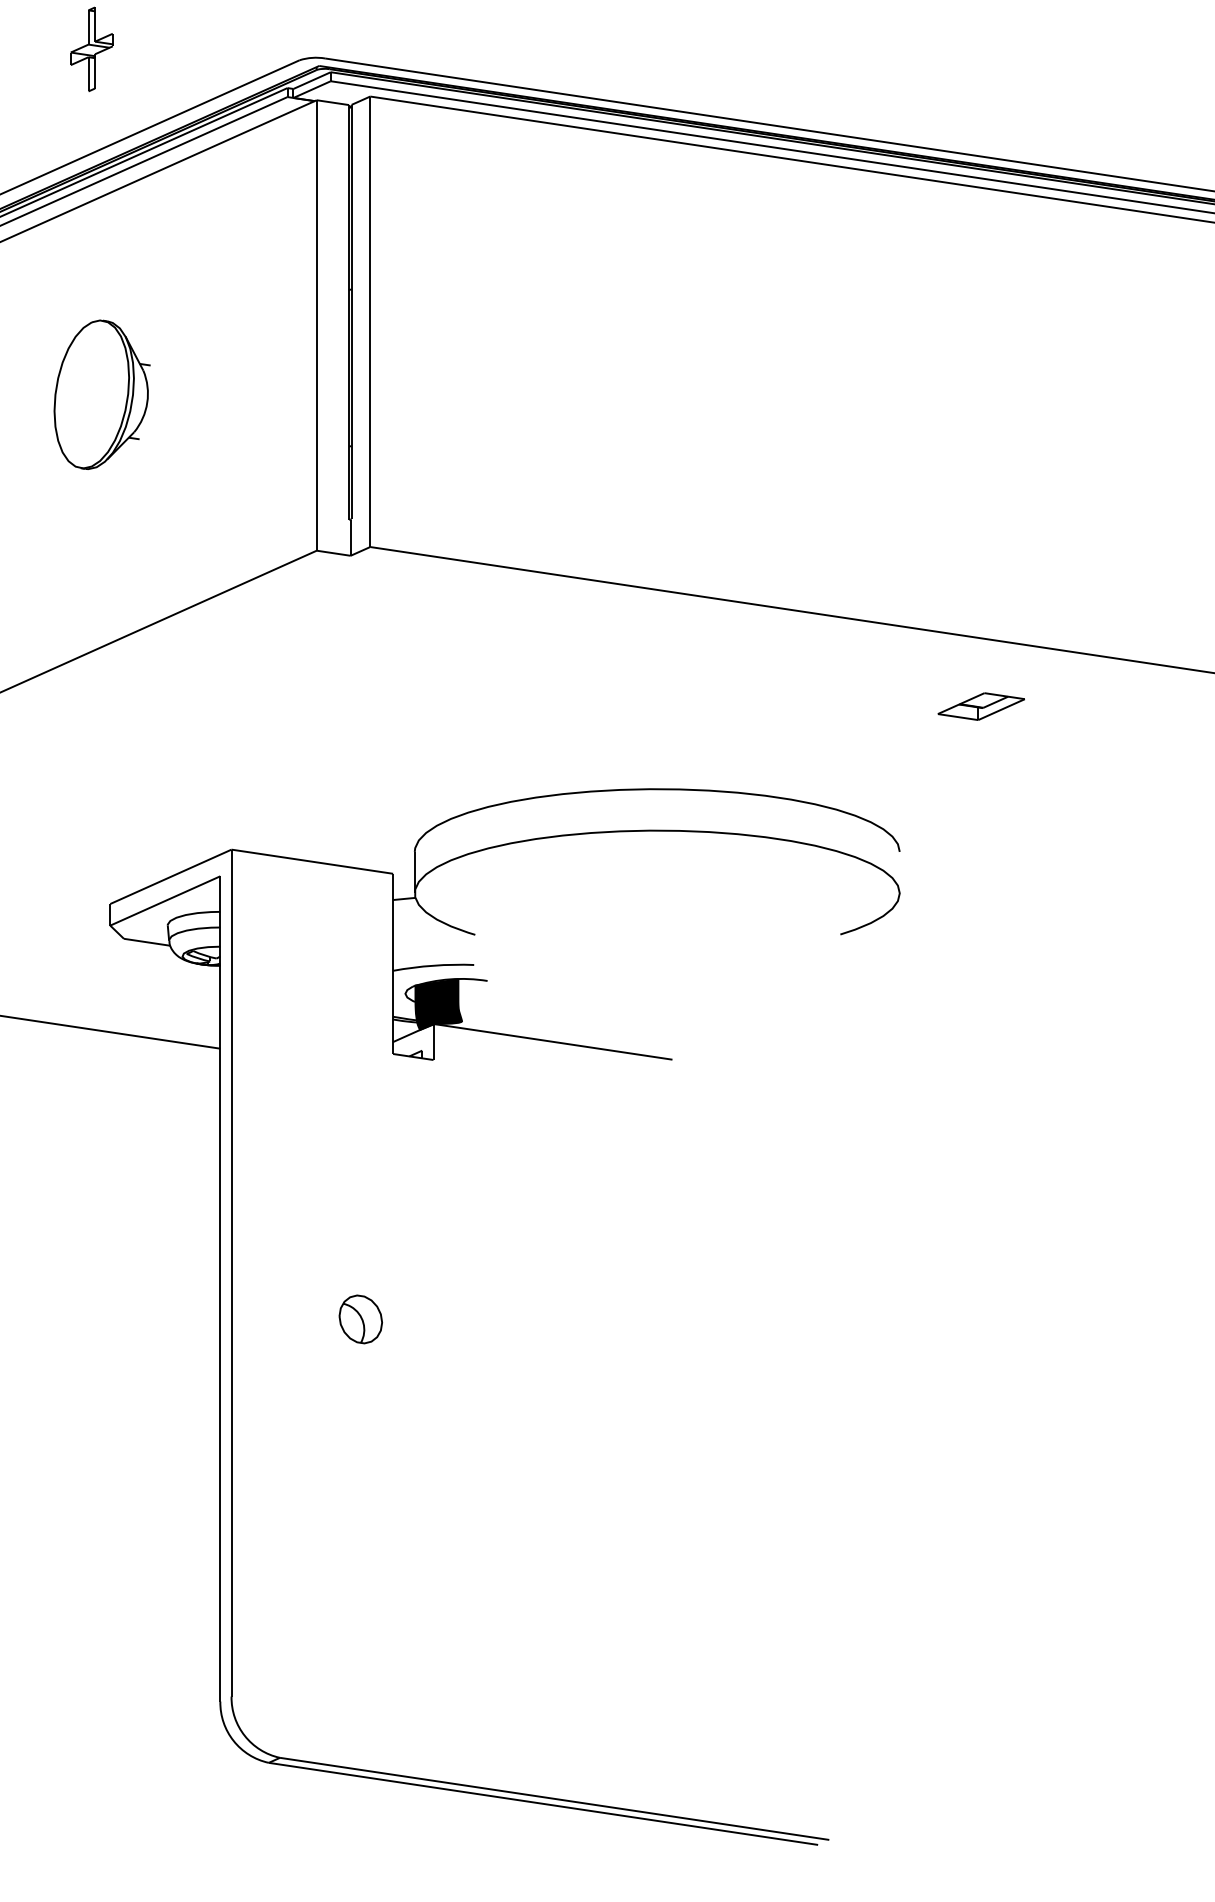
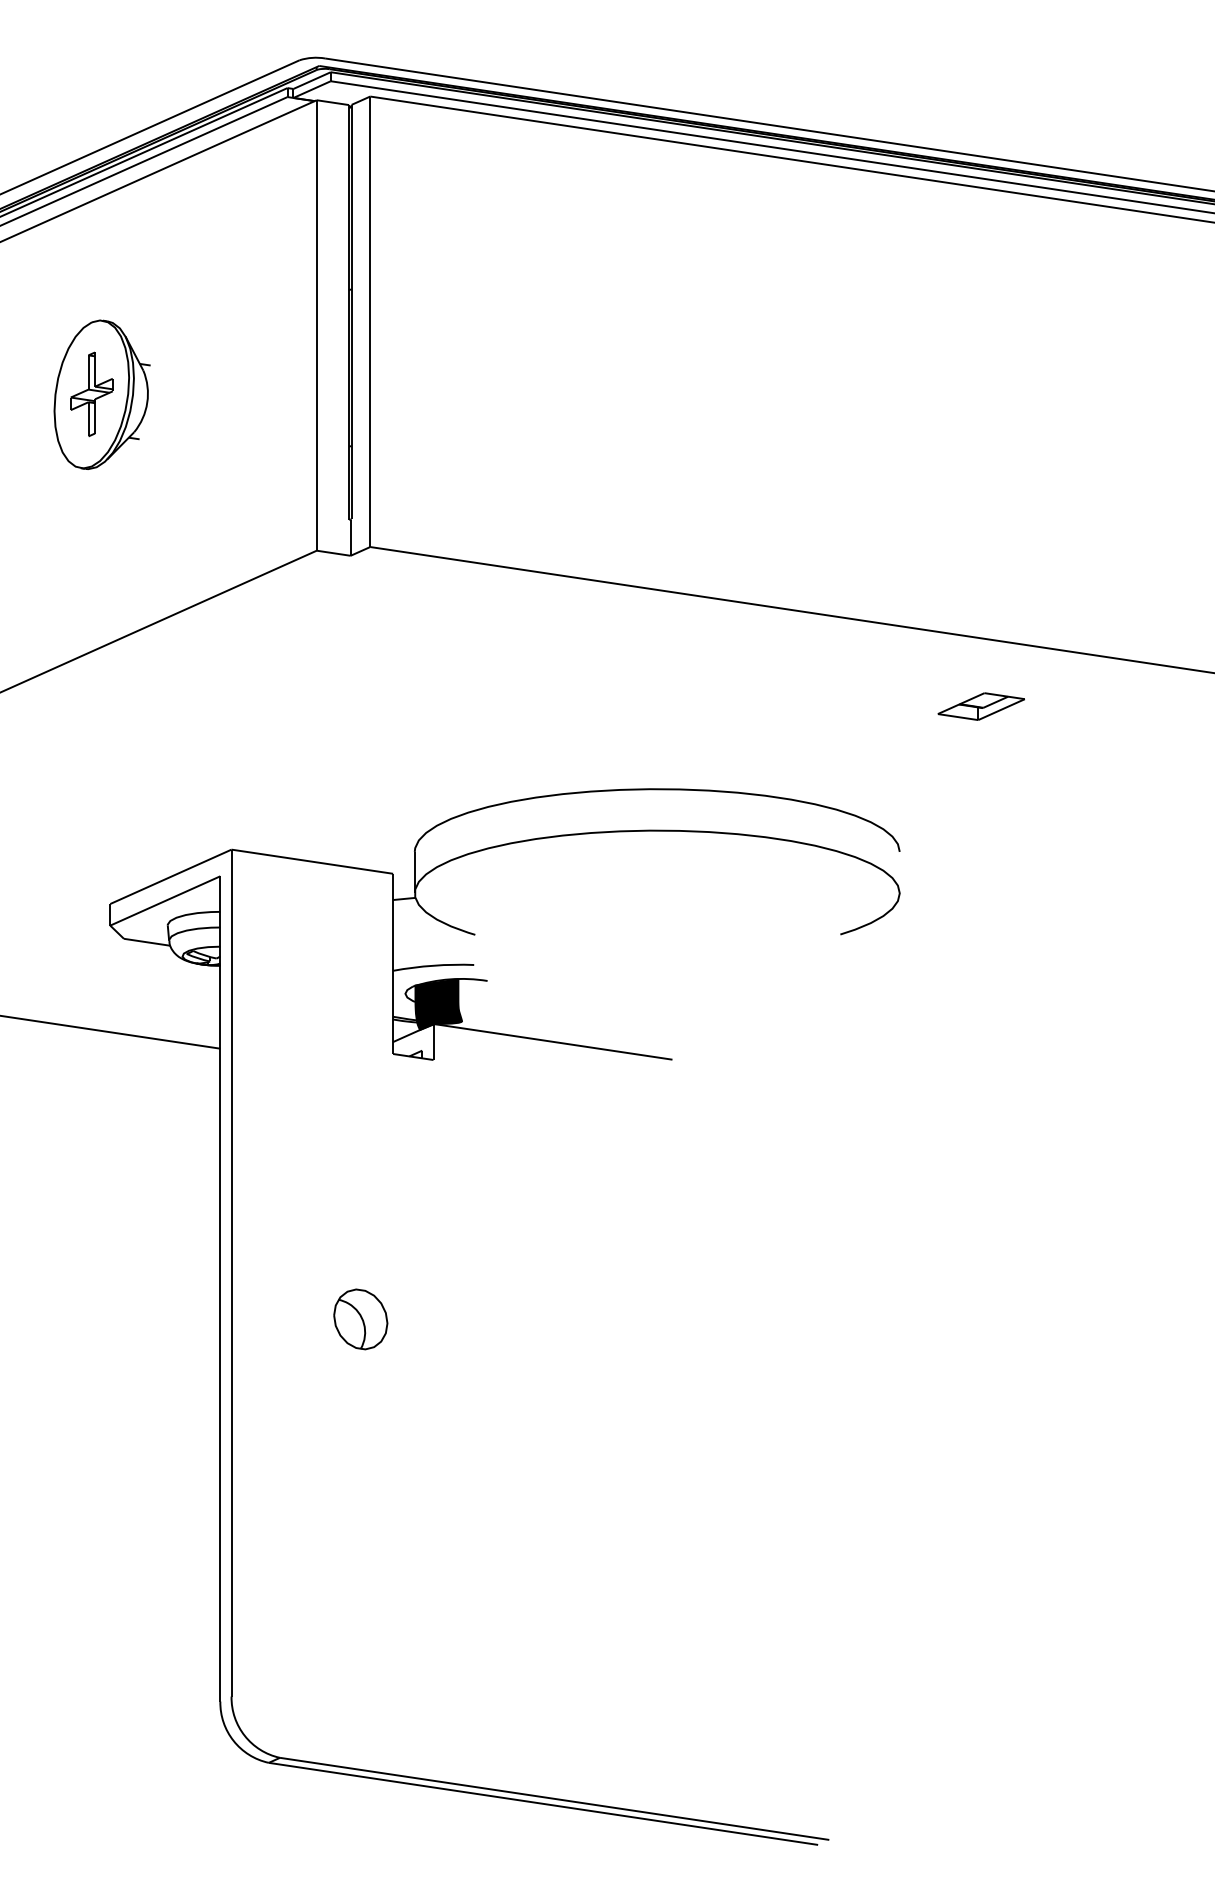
part position: (91, 48) -> (91, 393) (91, 393)
part size: 45x51 px -> 56x63 px (360, 1319)
